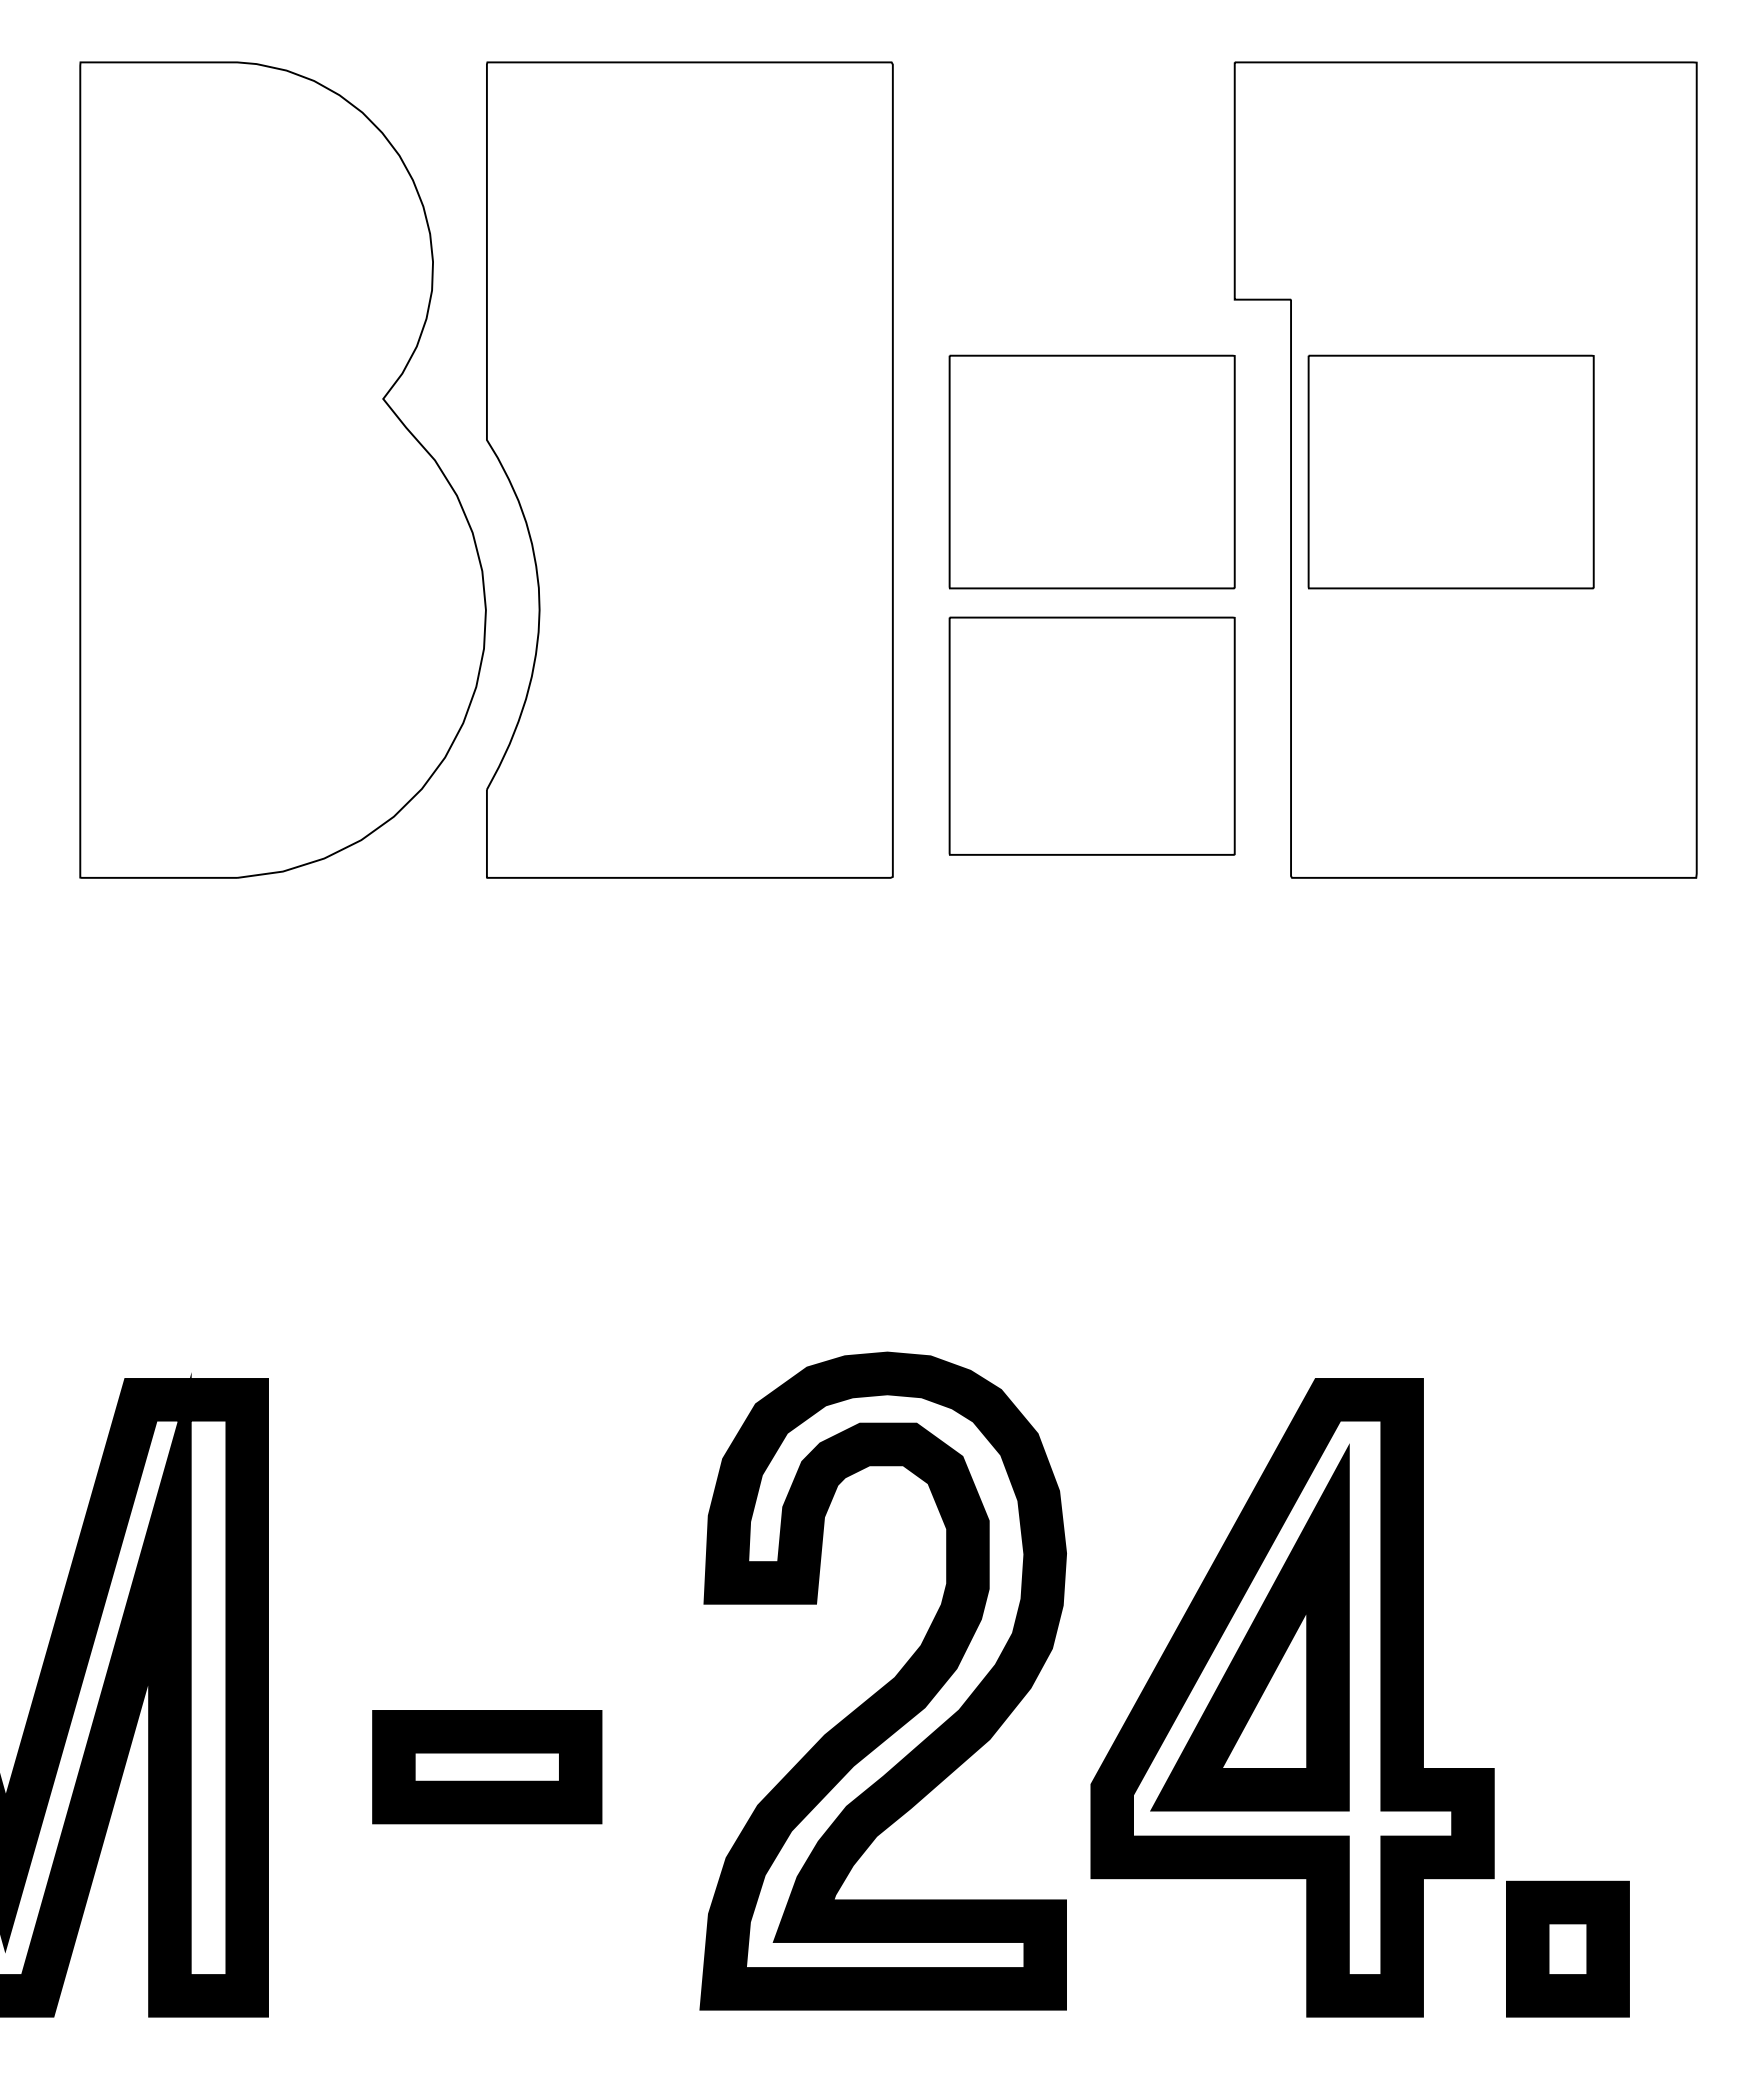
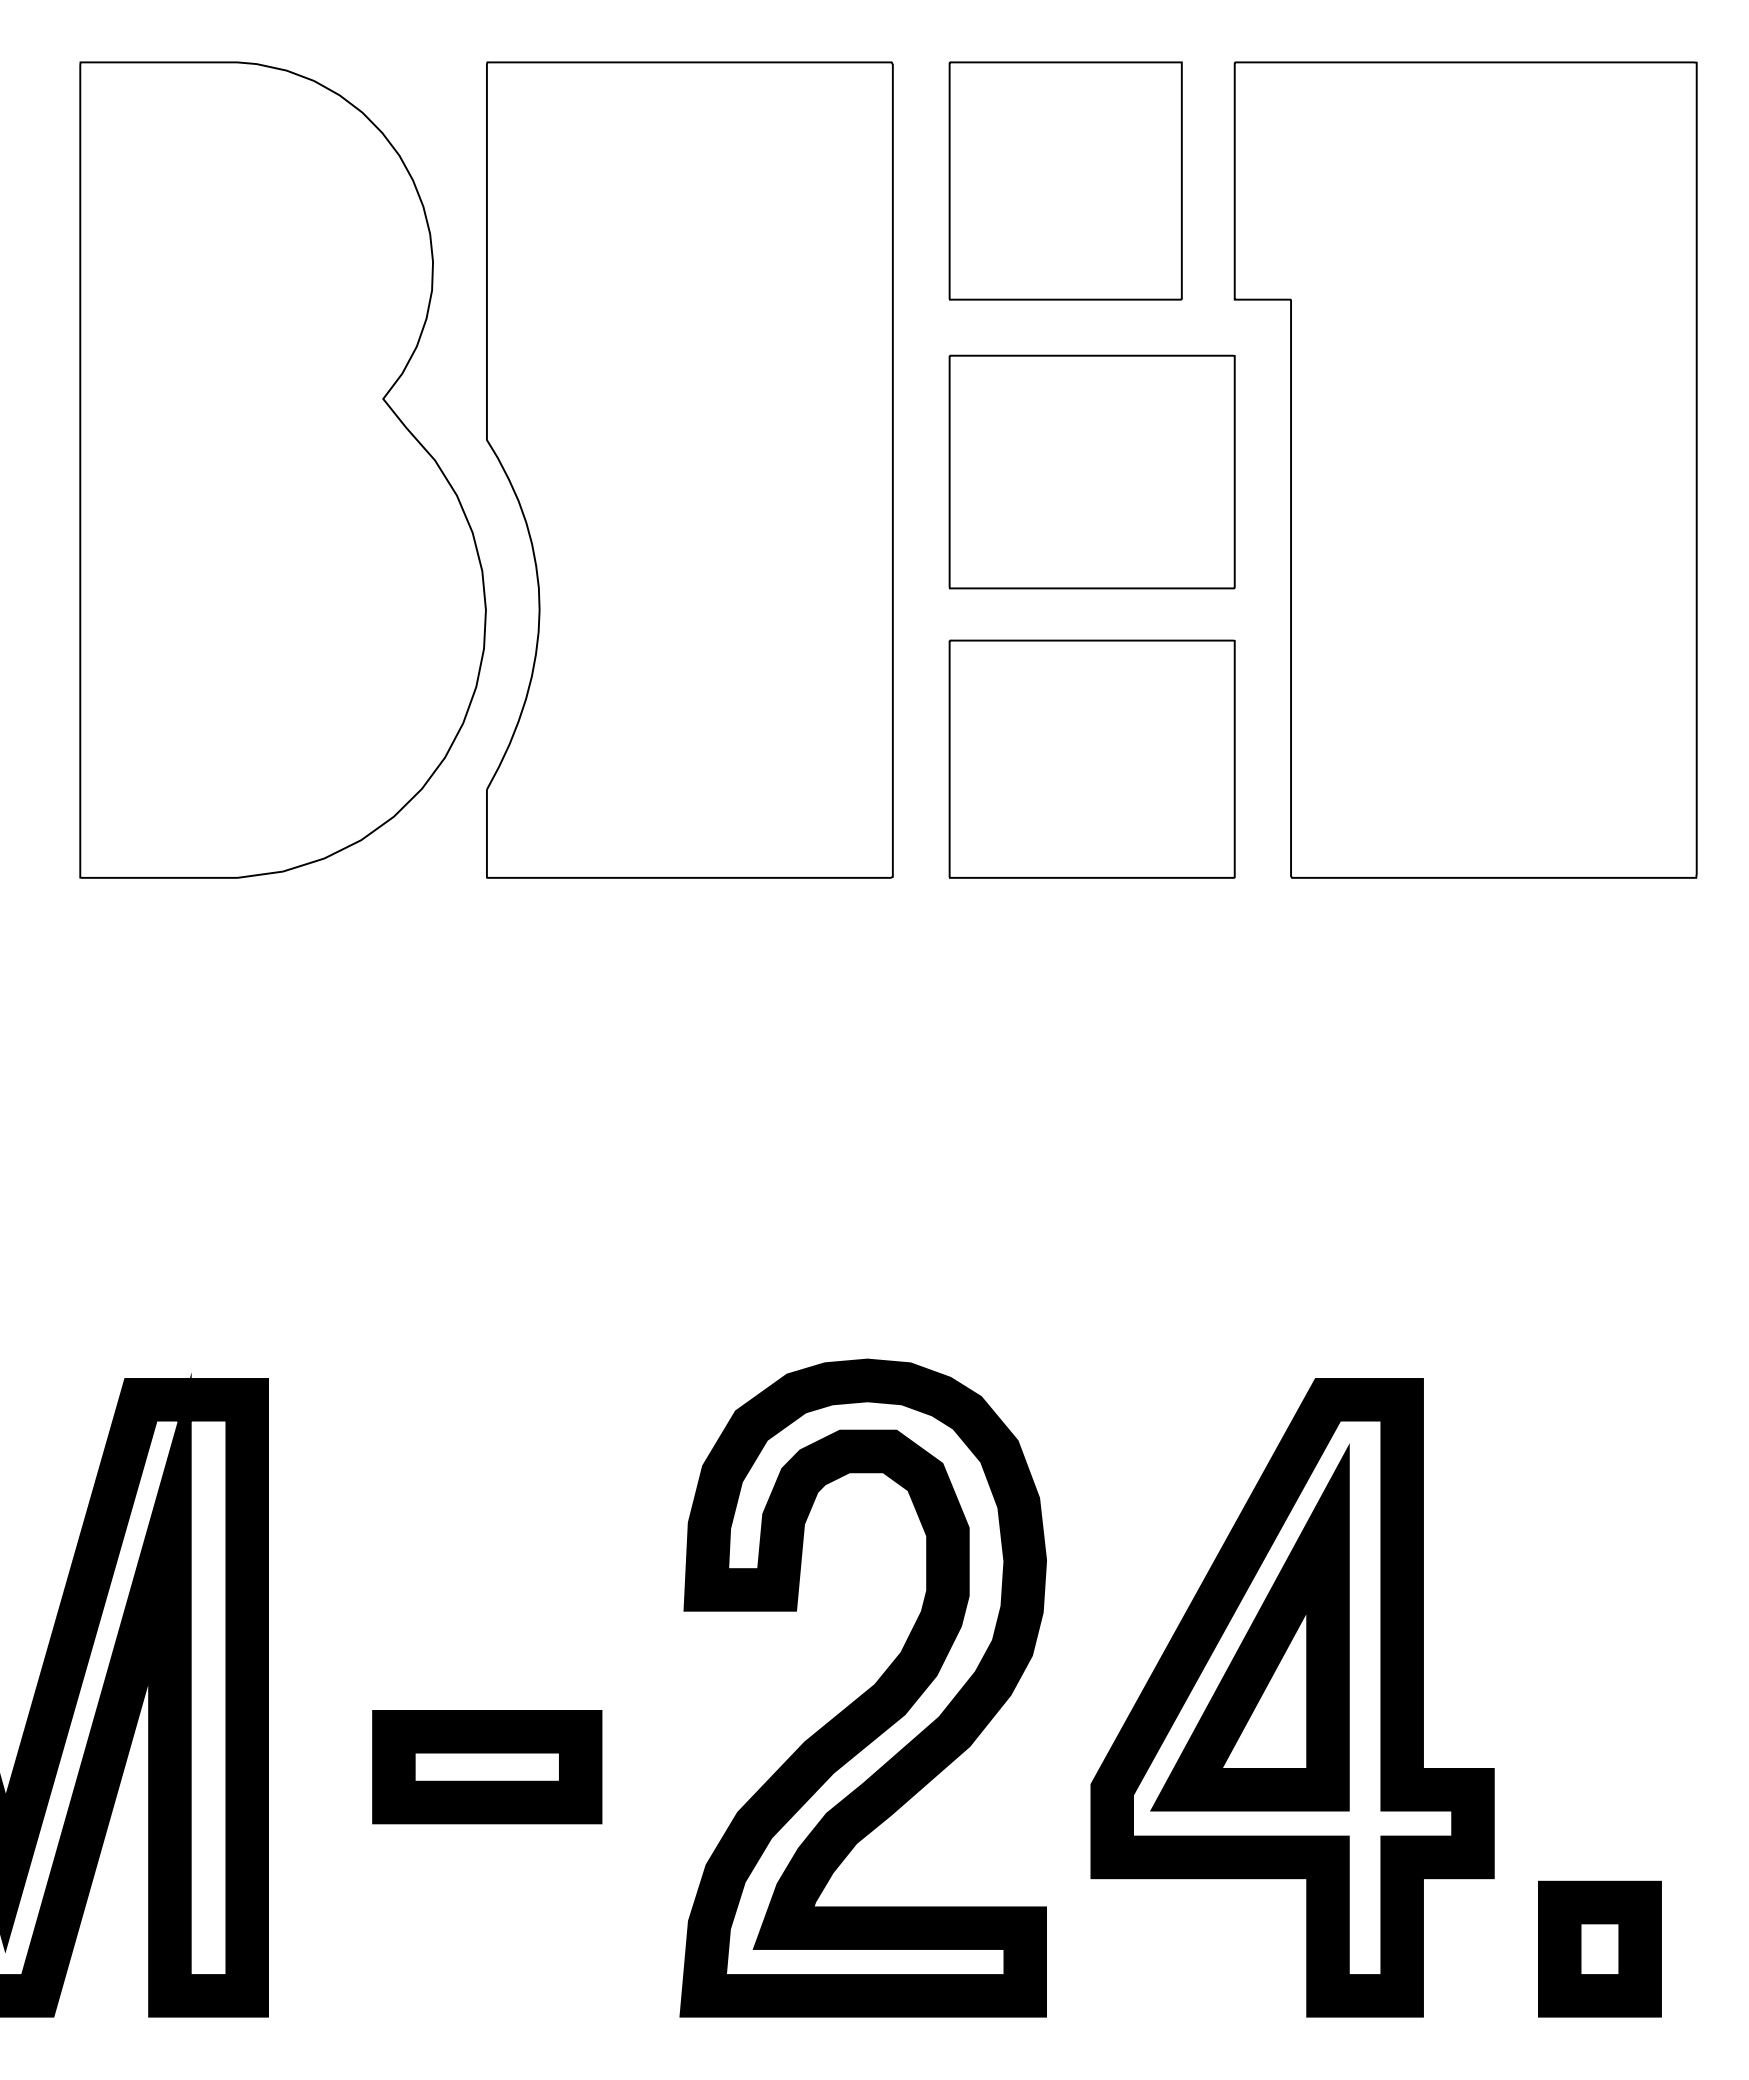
part: none -> present (1065, 180)
part: present -> none (1450, 471)
part position: (1091, 735) -> (1091, 758) (1091, 758)
part position: (882, 1680) -> (862, 1687) (862, 1687)
part position: (1567, 1948) -> (1599, 1948) (1599, 1948)
